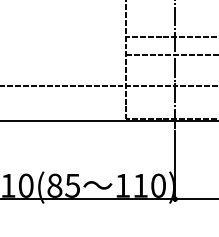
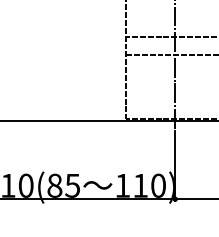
line: present -> none (108, 86)
